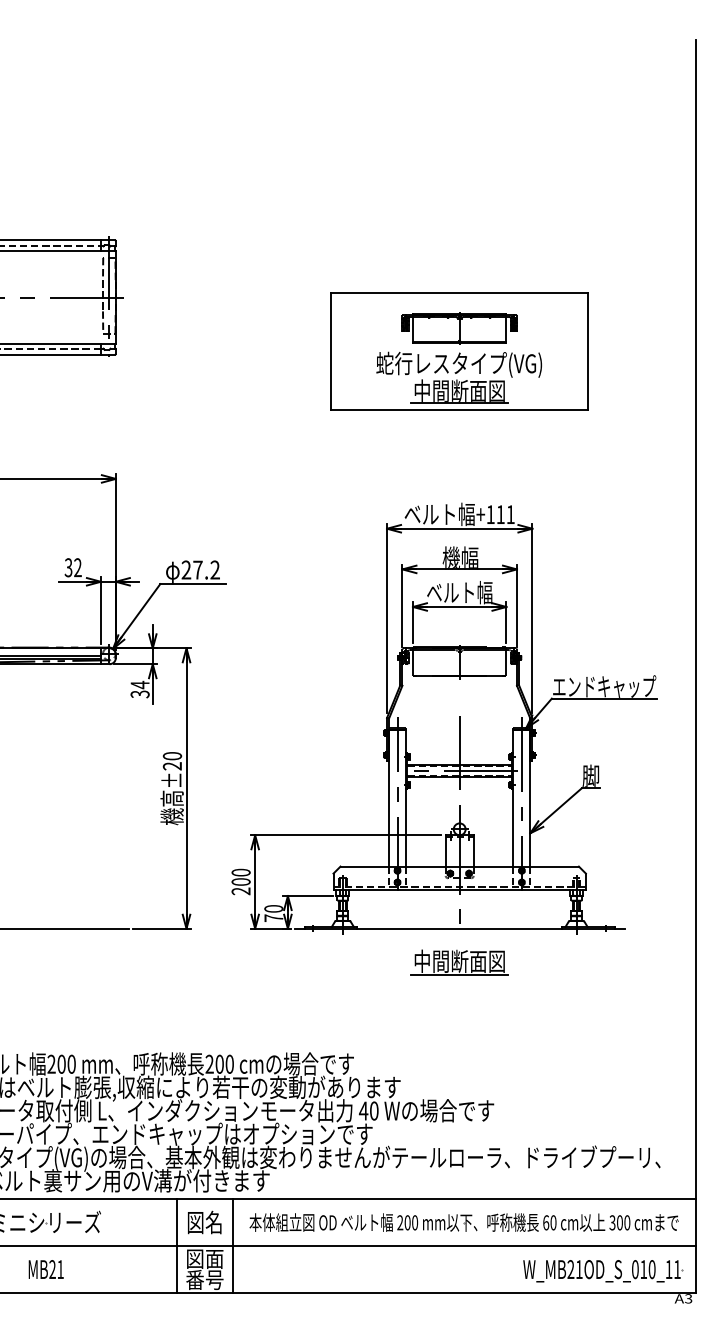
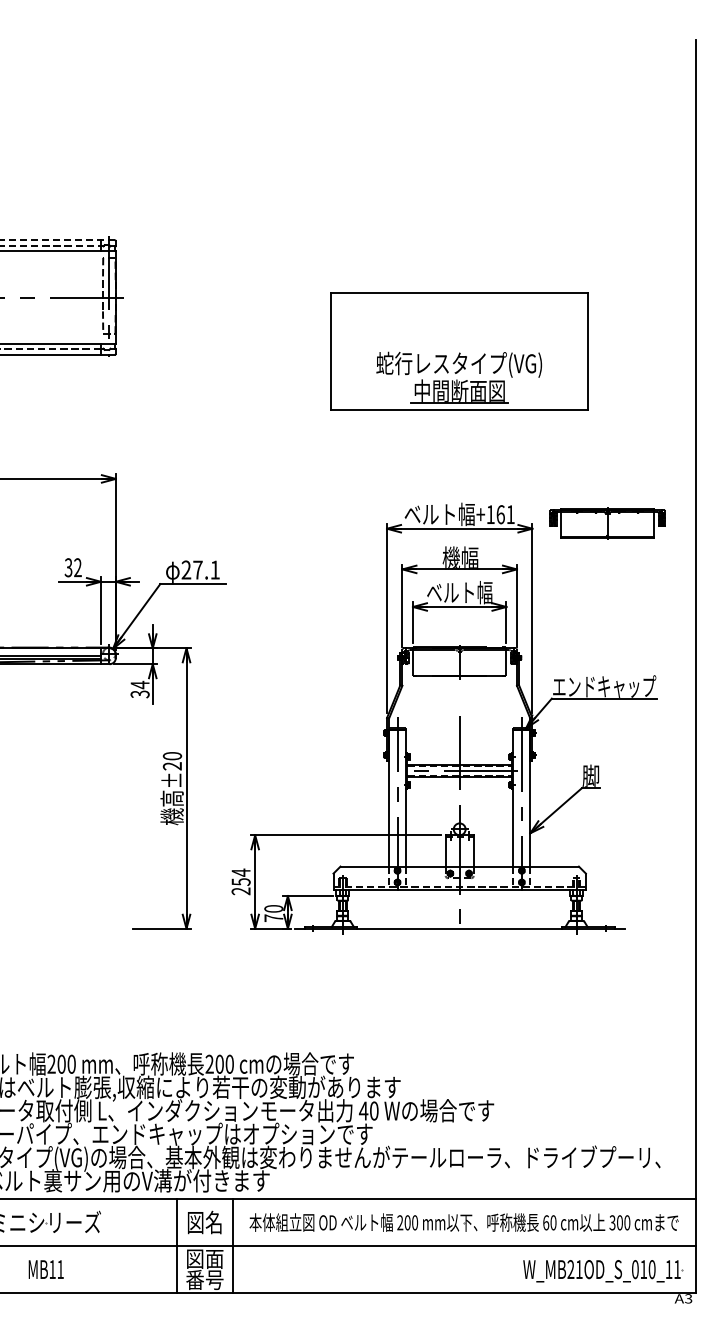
line: solid -> dashed (57, 240)
part position: (459, 328) -> (607, 523) (607, 523)
text: +111 -> +161 (500, 514)
text: 27.2 -> 27.1 (214, 569)
text: 200 -> 254 (240, 876)
line: present -> none (65, 928)
part: present -> none (459, 962)
text: MB21 -> MB11 (52, 1269)
